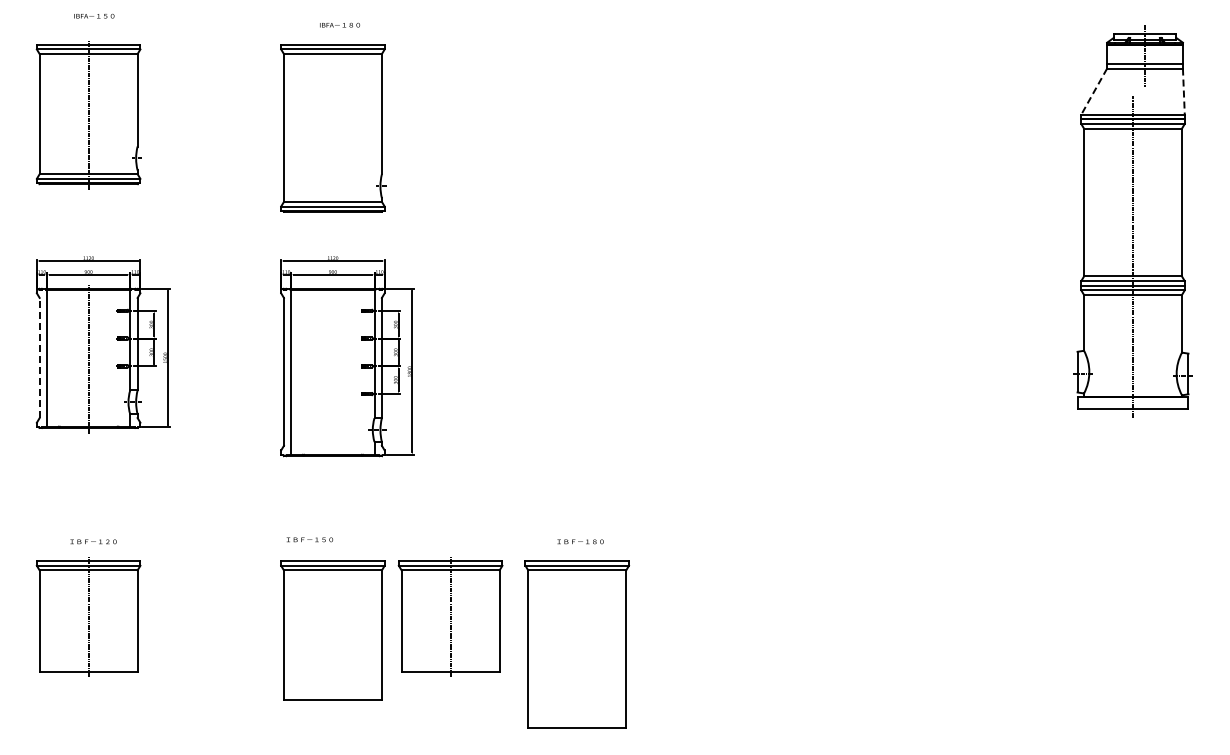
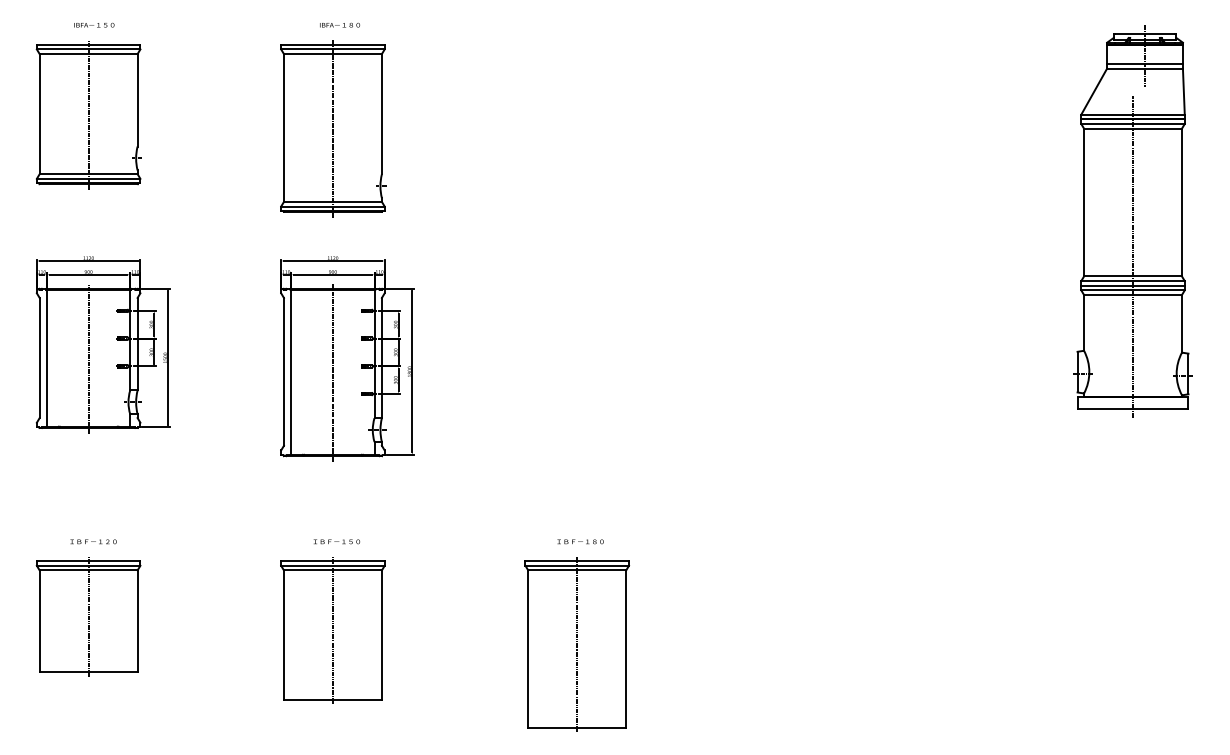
text position: (94, 15) -> (94, 24) (94, 24)
line: dashed -> solid (1093, 92)
line: dashed -> solid (1183, 92)
line: none -> present (332, 128)
line: dashed -> solid (39, 357)
line: none -> present (332, 372)
text position: (309, 539) -> (336, 541) (336, 541)
part: present -> none (450, 616)
line: none -> present (332, 630)
line: none -> present (577, 644)
